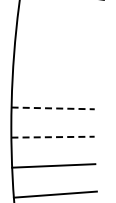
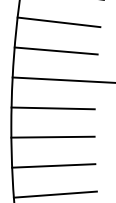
line: none -> present (58, 22)
line: none -> present (55, 50)
line: none -> present (62, 79)
line: dashed -> solid (53, 108)
line: dashed -> solid (53, 137)
